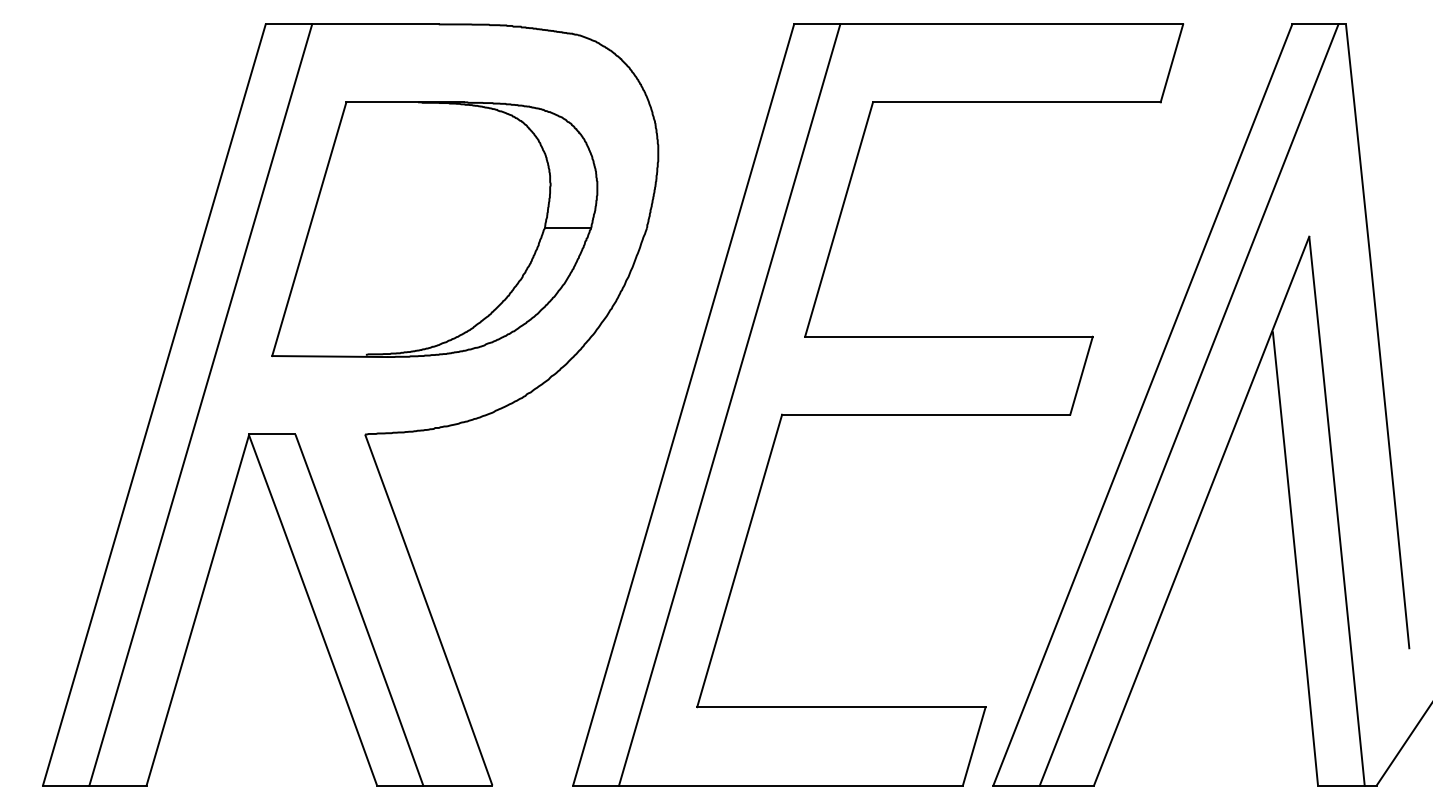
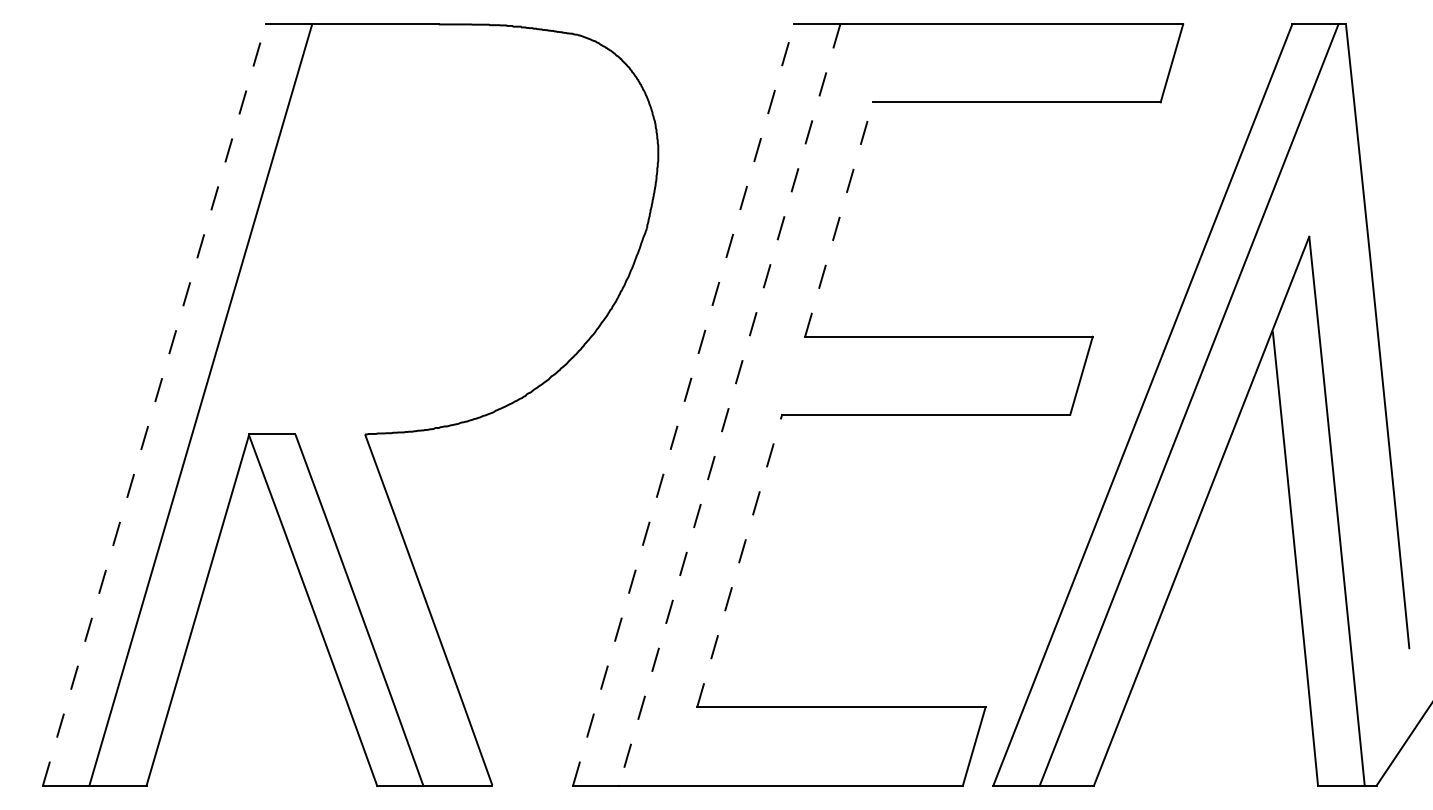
line: solid -> dashed (839, 219)
part: present -> none (434, 229)
line: solid -> dashed (683, 404)
line: solid -> dashed (154, 405)
line: solid -> dashed (729, 405)
line: solid -> dashed (739, 560)
